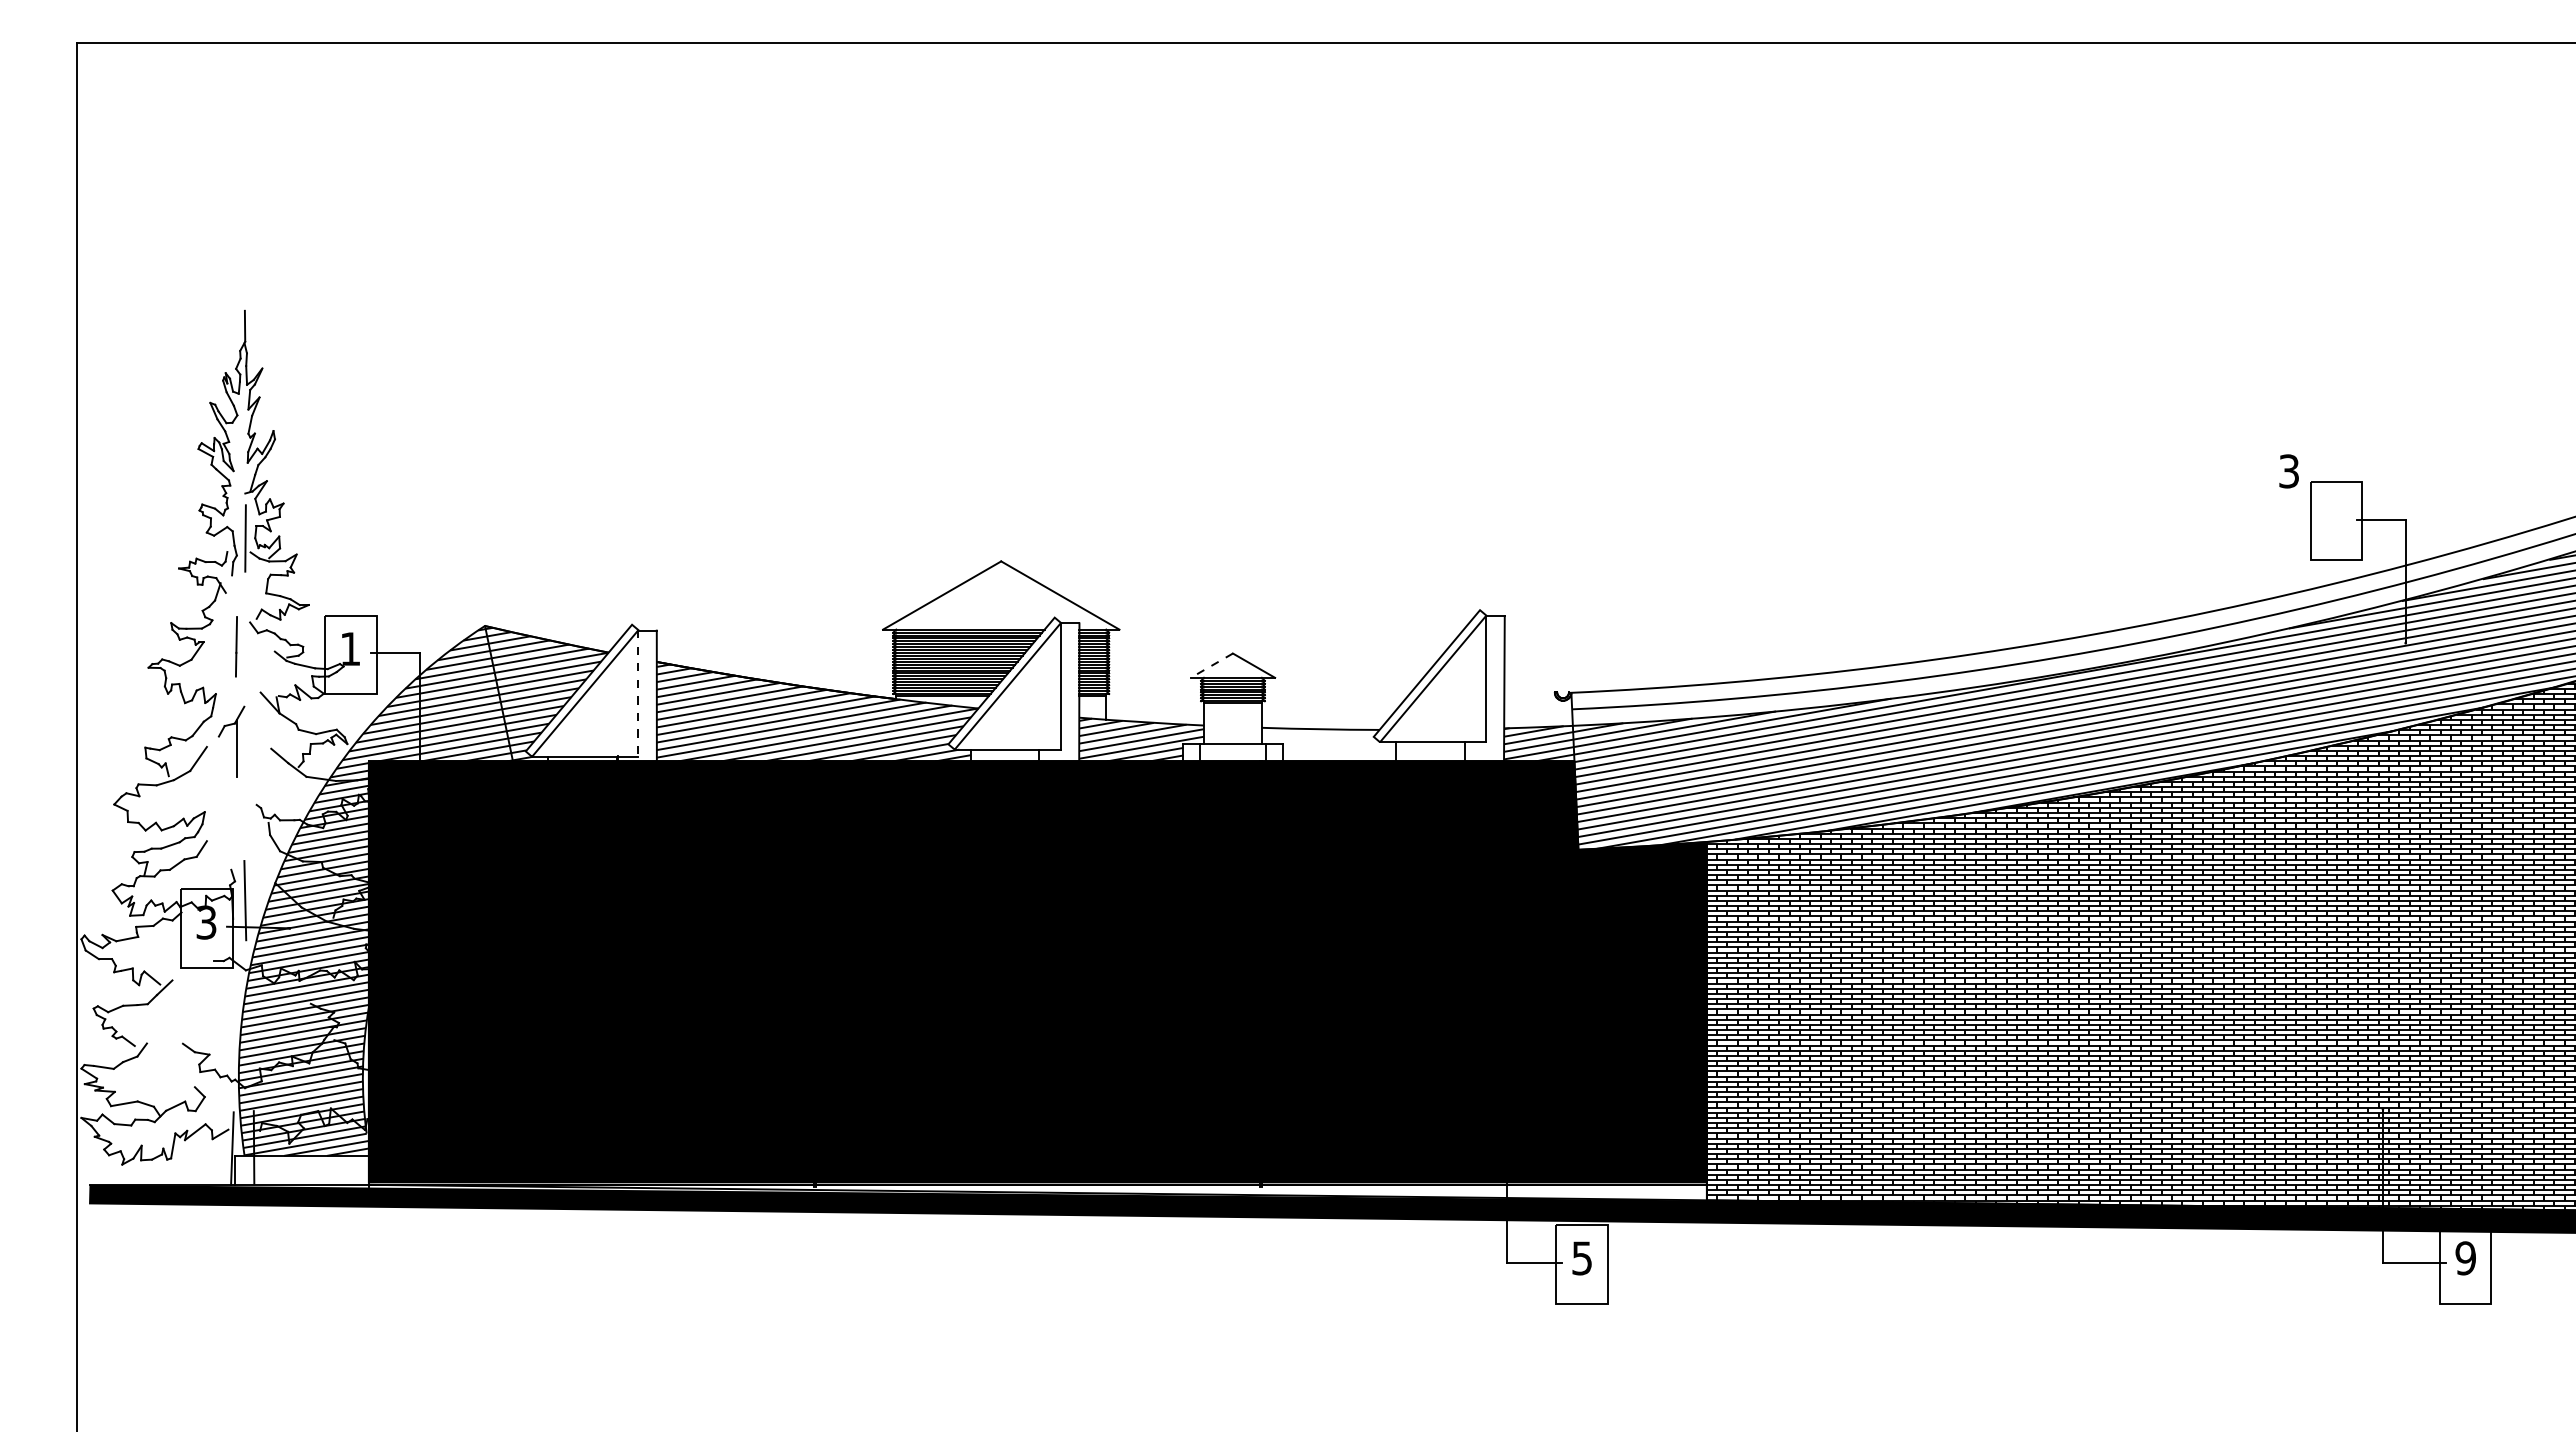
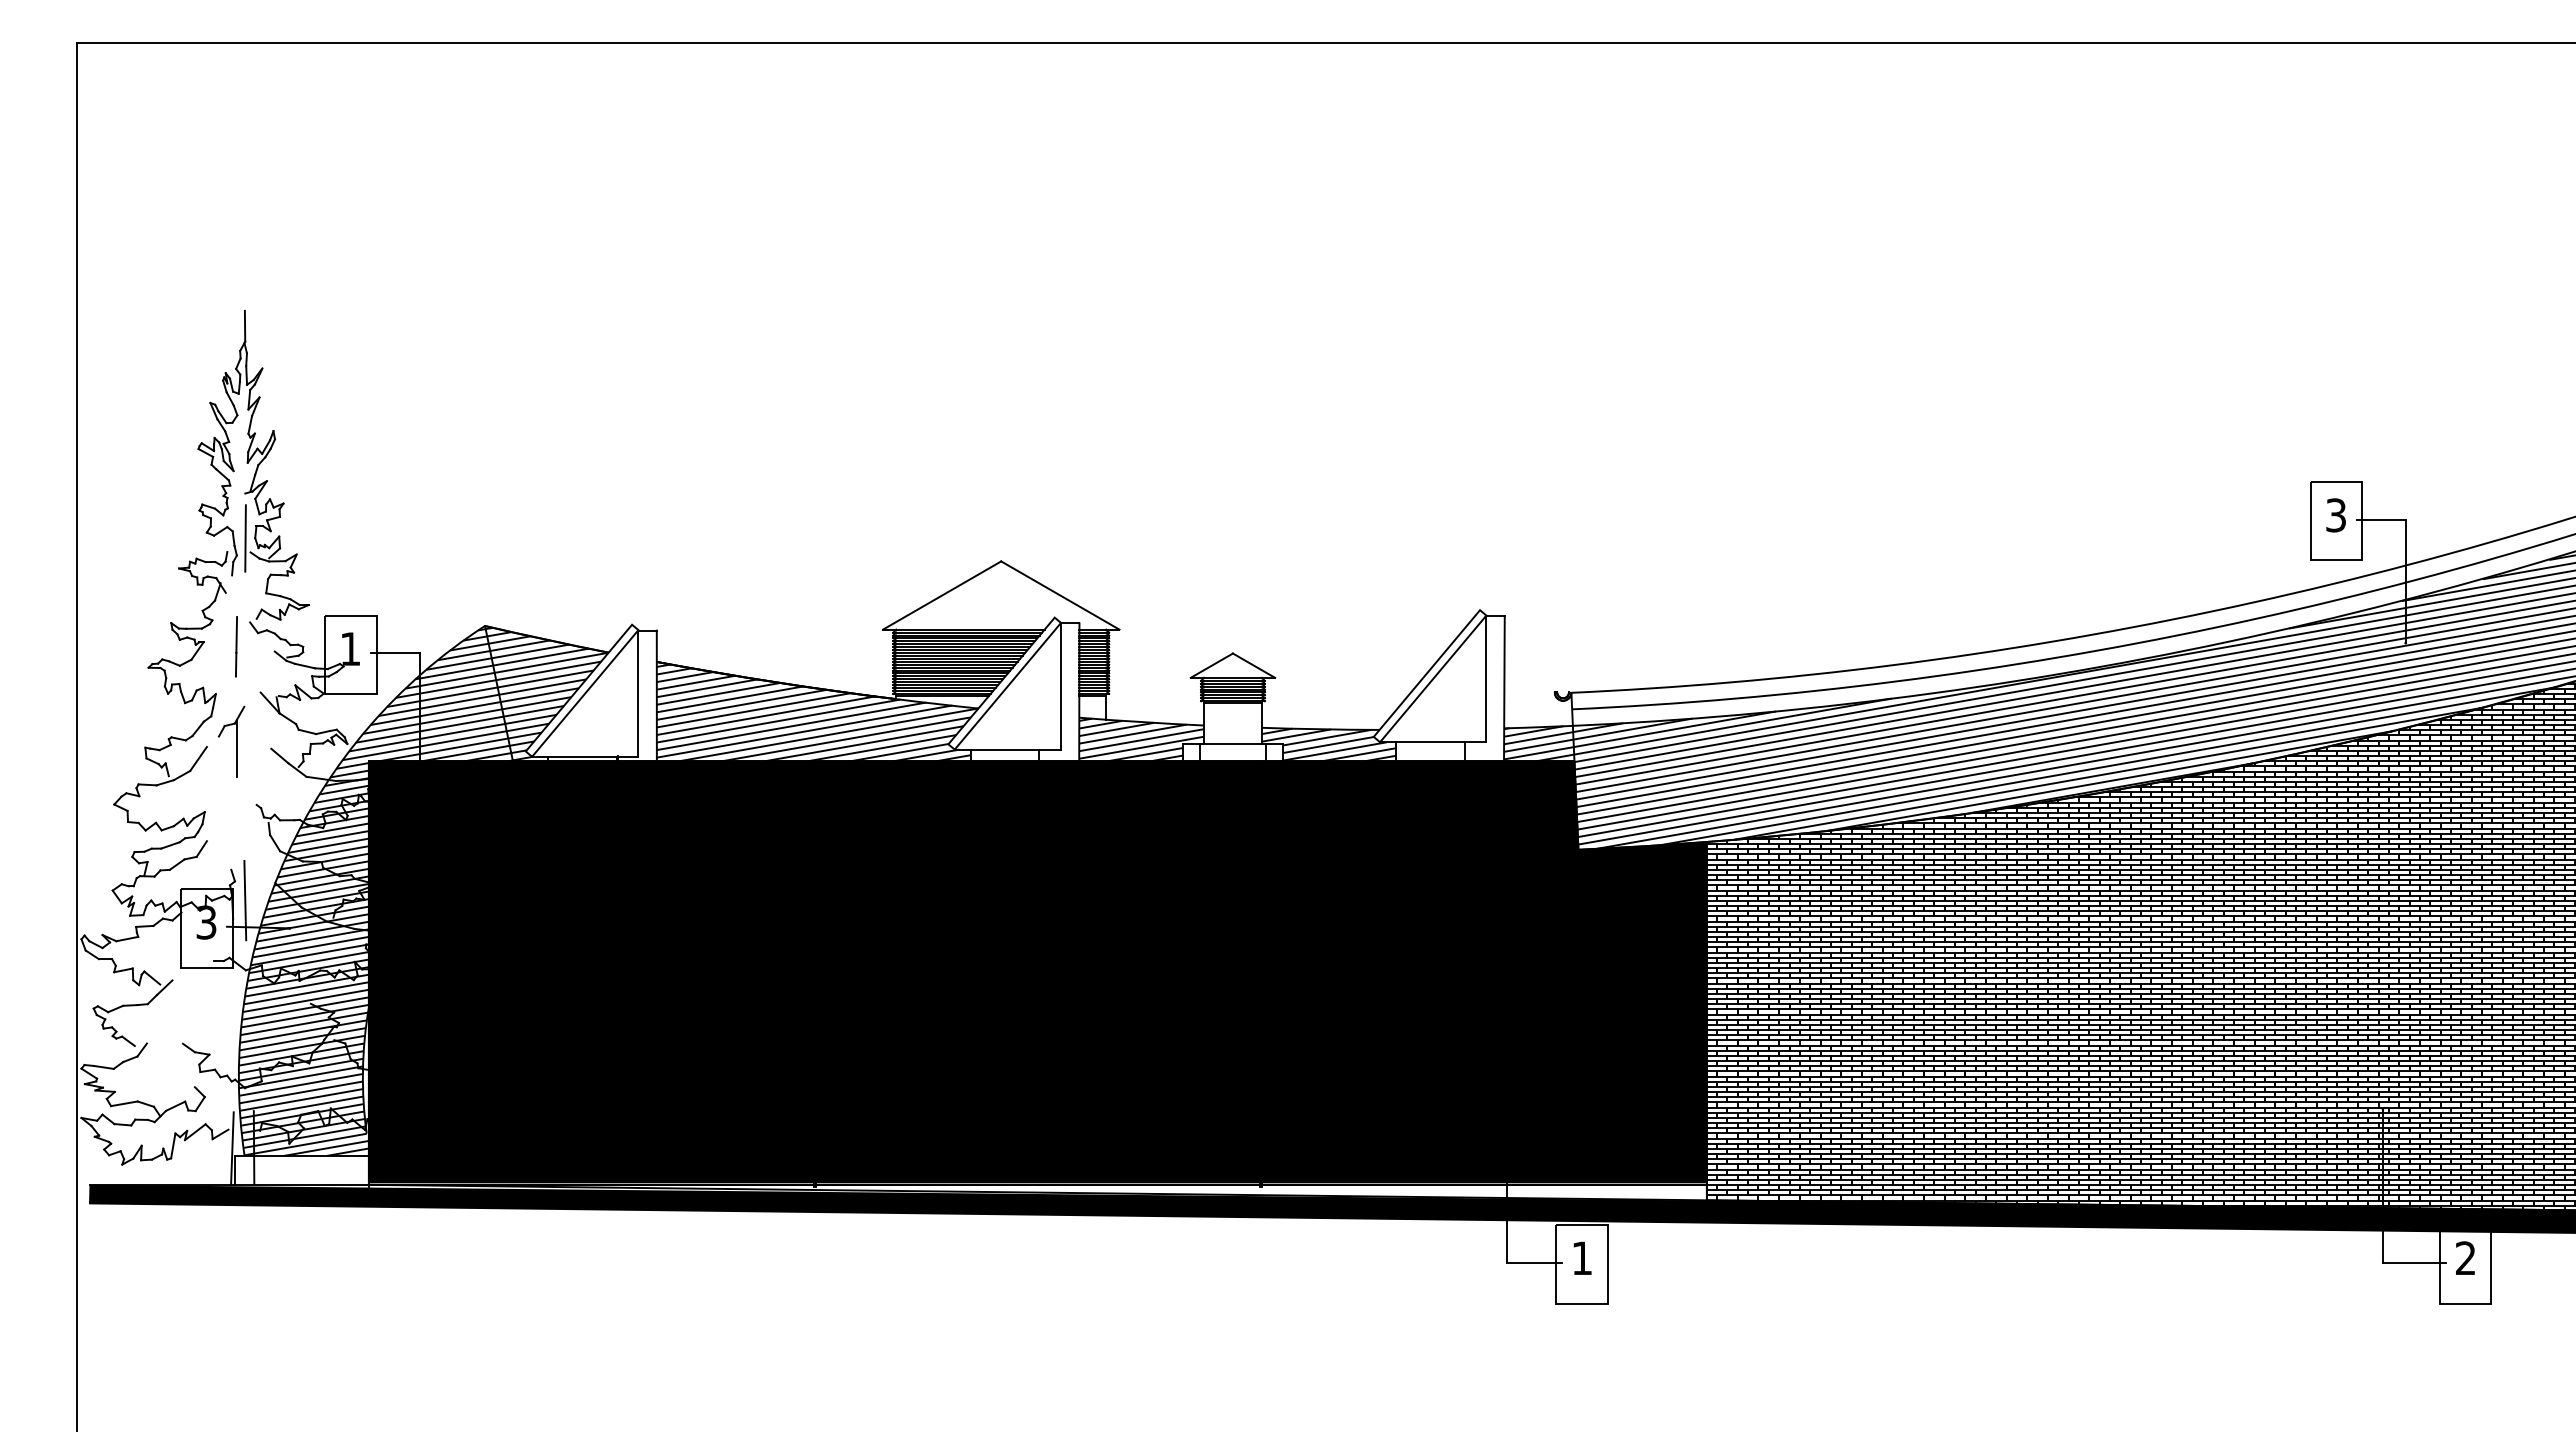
text position: (2288, 471) -> (2335, 515) (2335, 515)
line: dashed -> solid (1211, 665)
line: dashed -> solid (638, 693)
hatch: none -> present (1328, 744)
text: 5 -> 1 (1581, 1258)
text: 9 -> 2 (2465, 1258)
